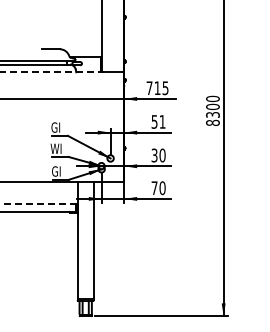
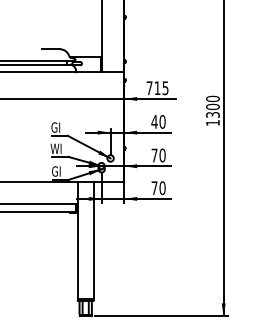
line: dashed -> solid (50, 72)
text: 51 -> 40 (158, 121)
text: 8300 -> 1300 (212, 122)
text: 30 -> 70 (154, 155)
line: dashed -> solid (38, 203)
